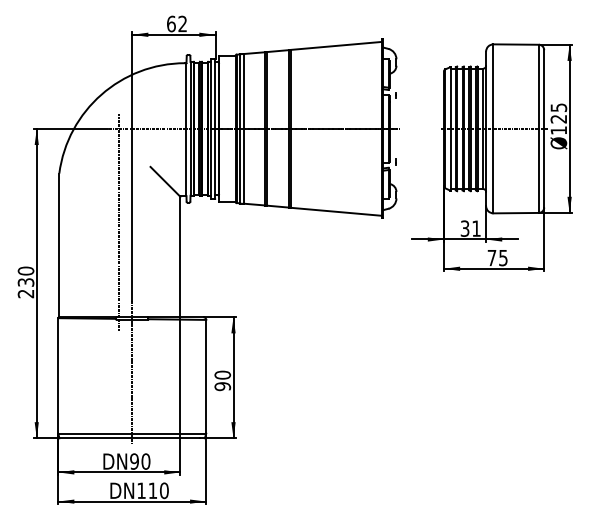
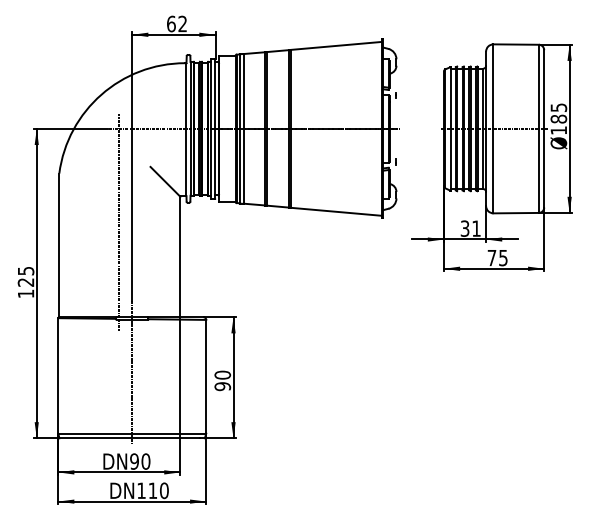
text: 125 -> 185 (558, 118)
text: 230 -> 125 (25, 282)
